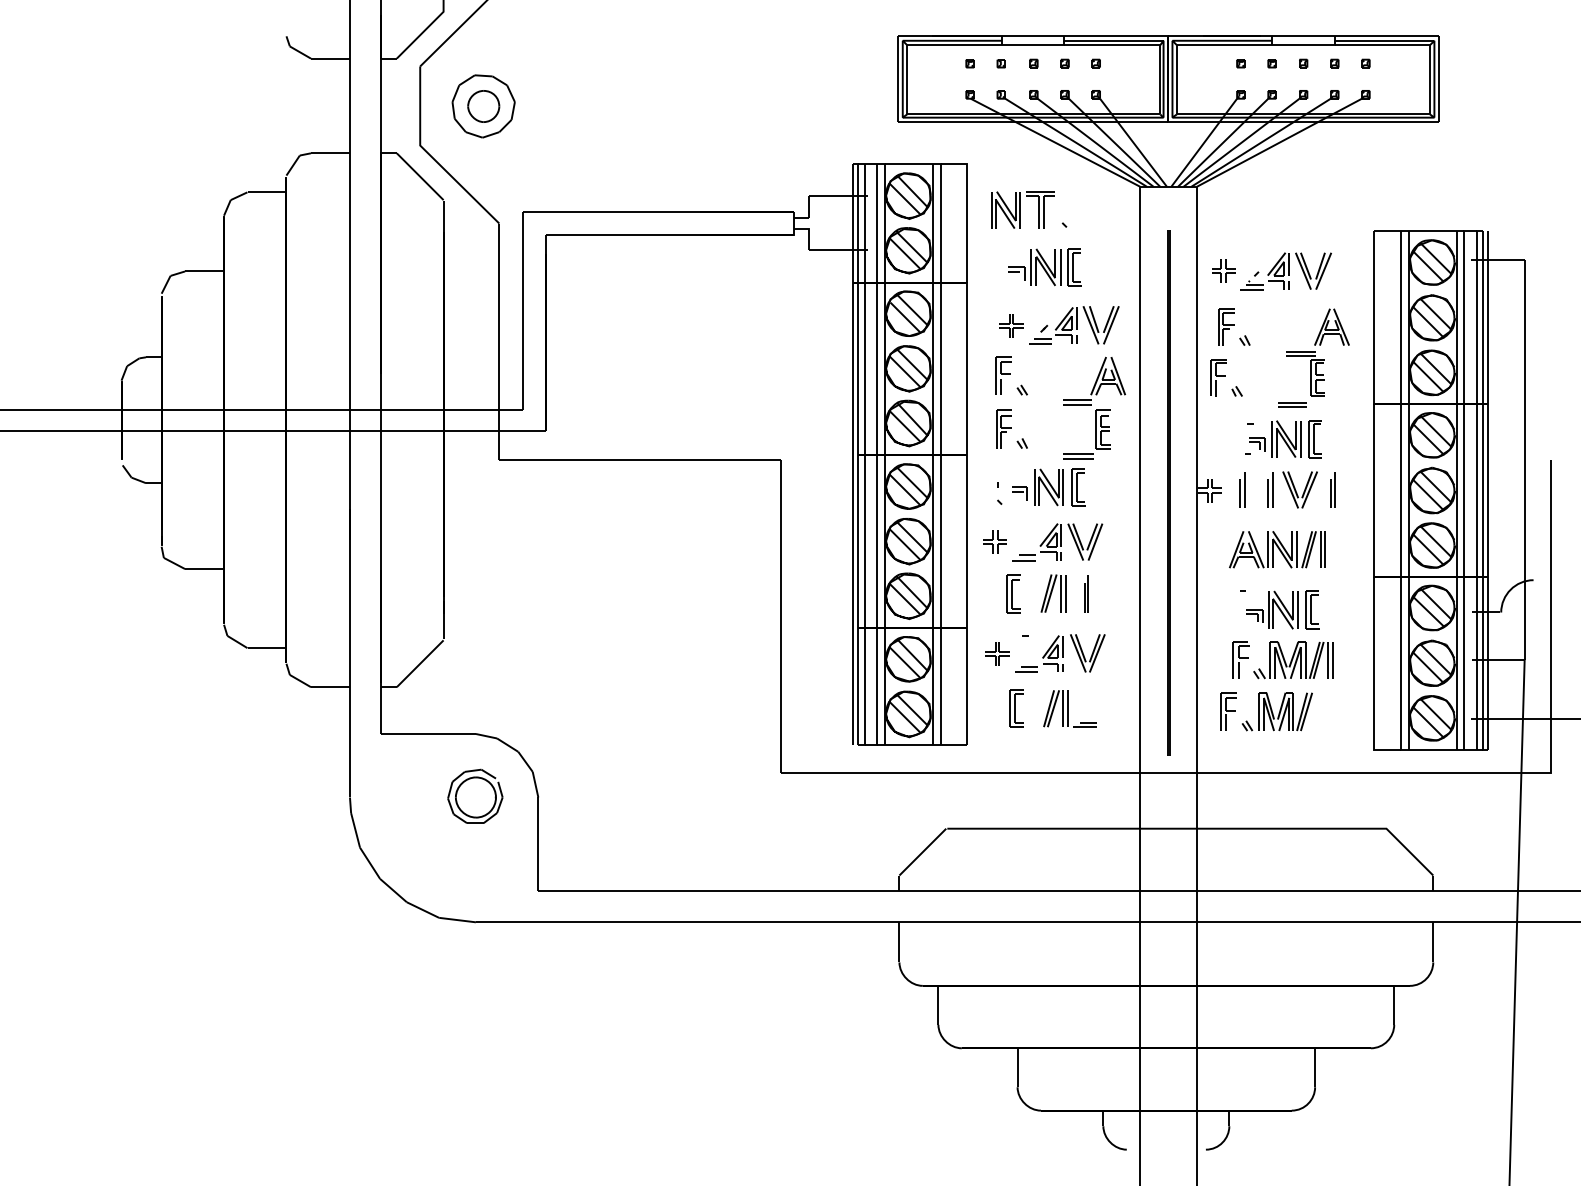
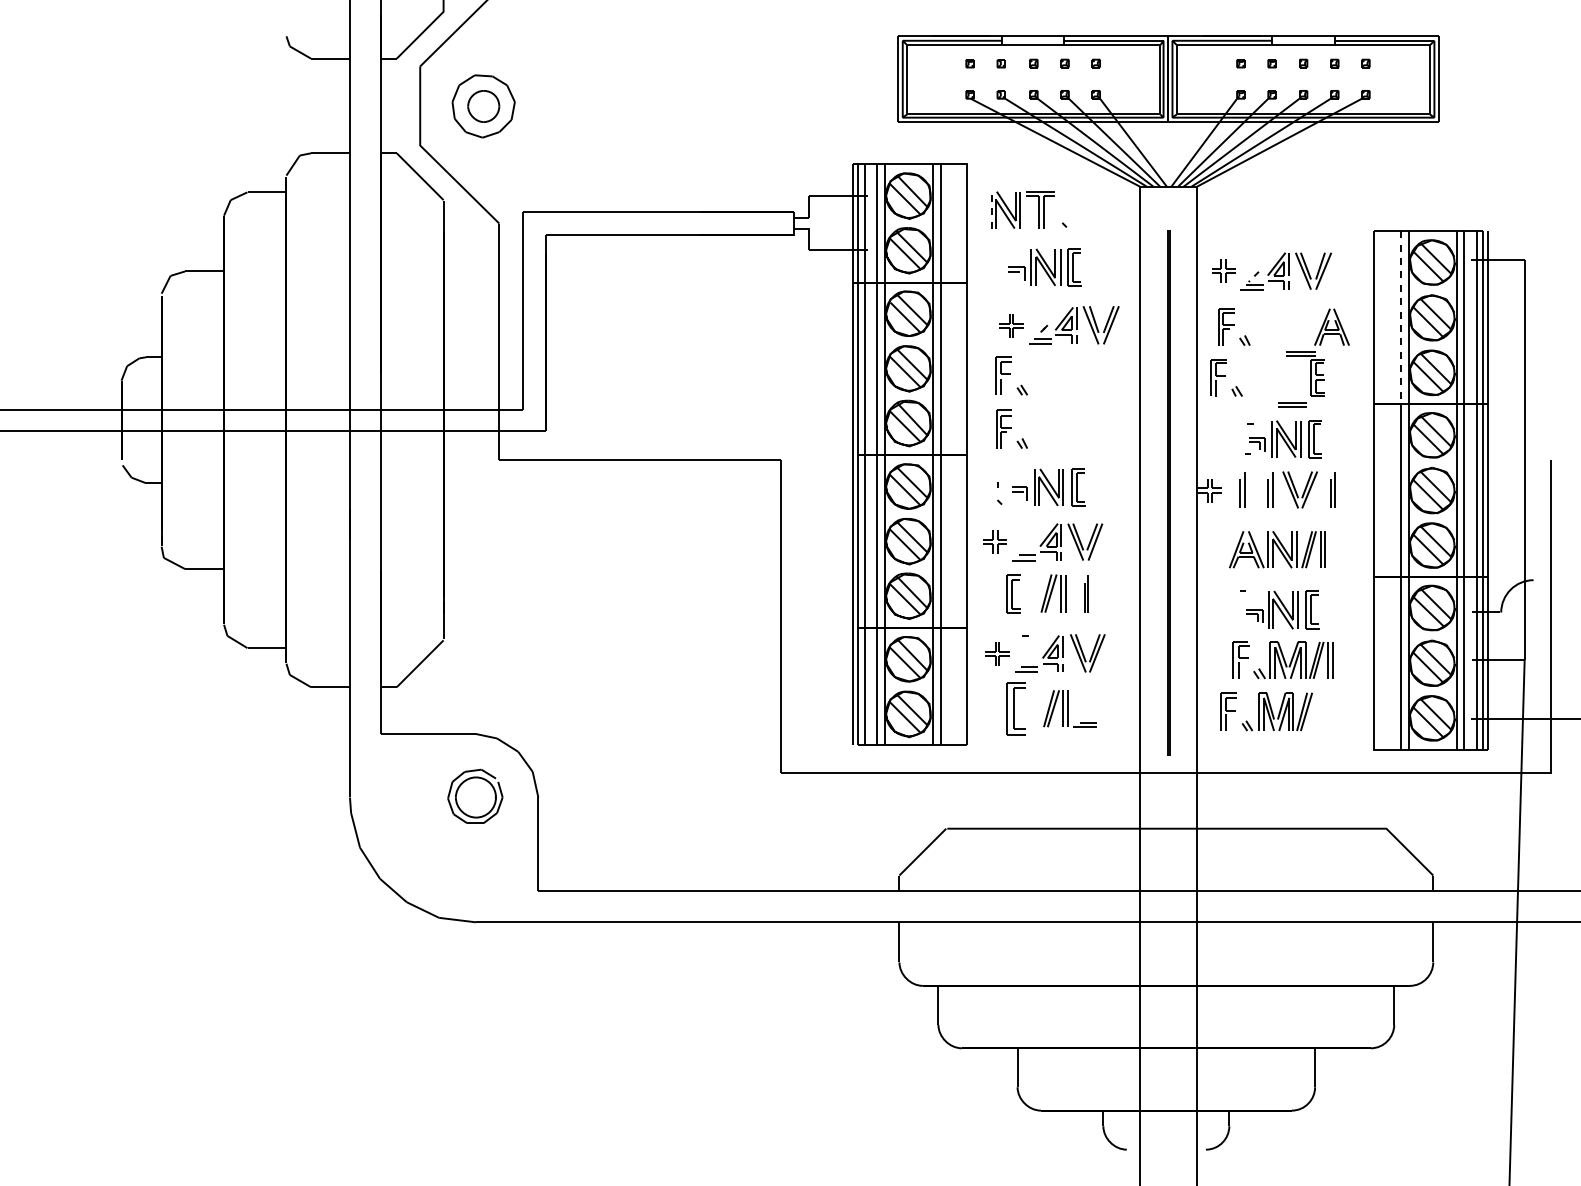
line: solid -> dashed (991, 209)
line: solid -> dashed (1400, 327)
part: present -> none (1094, 407)
part size: 15x39 px -> 20x54 px (1015, 708)
